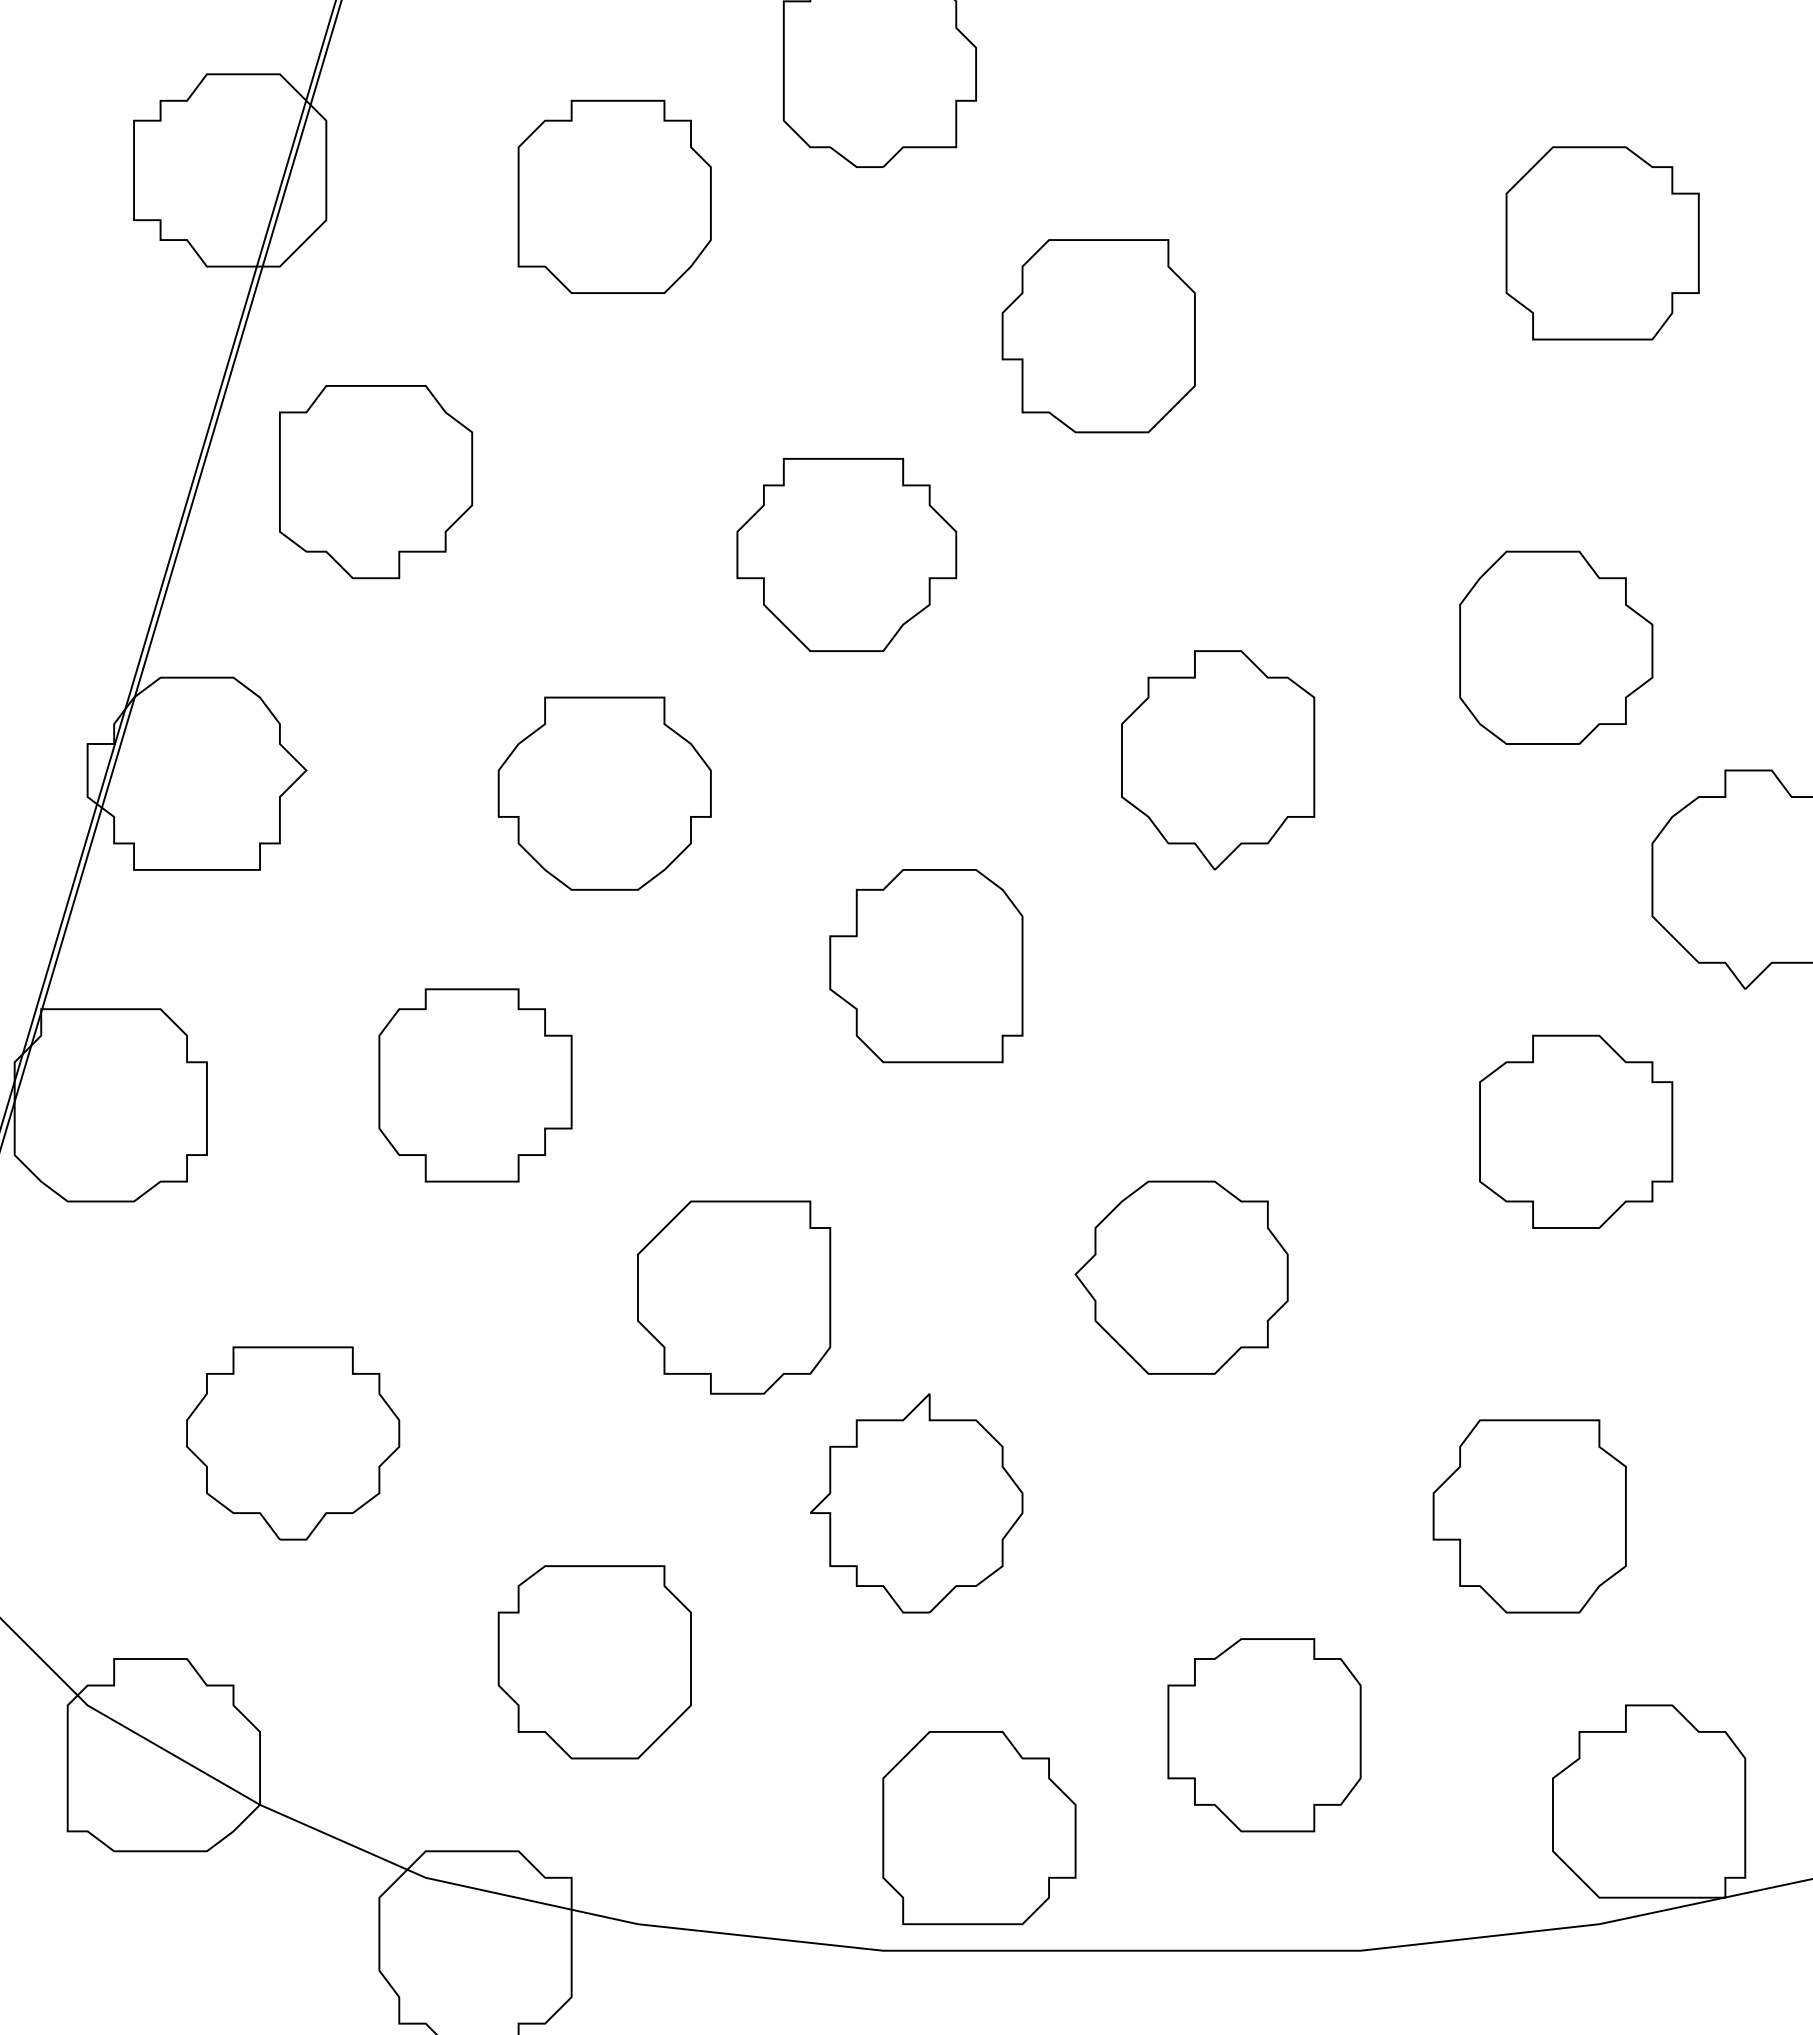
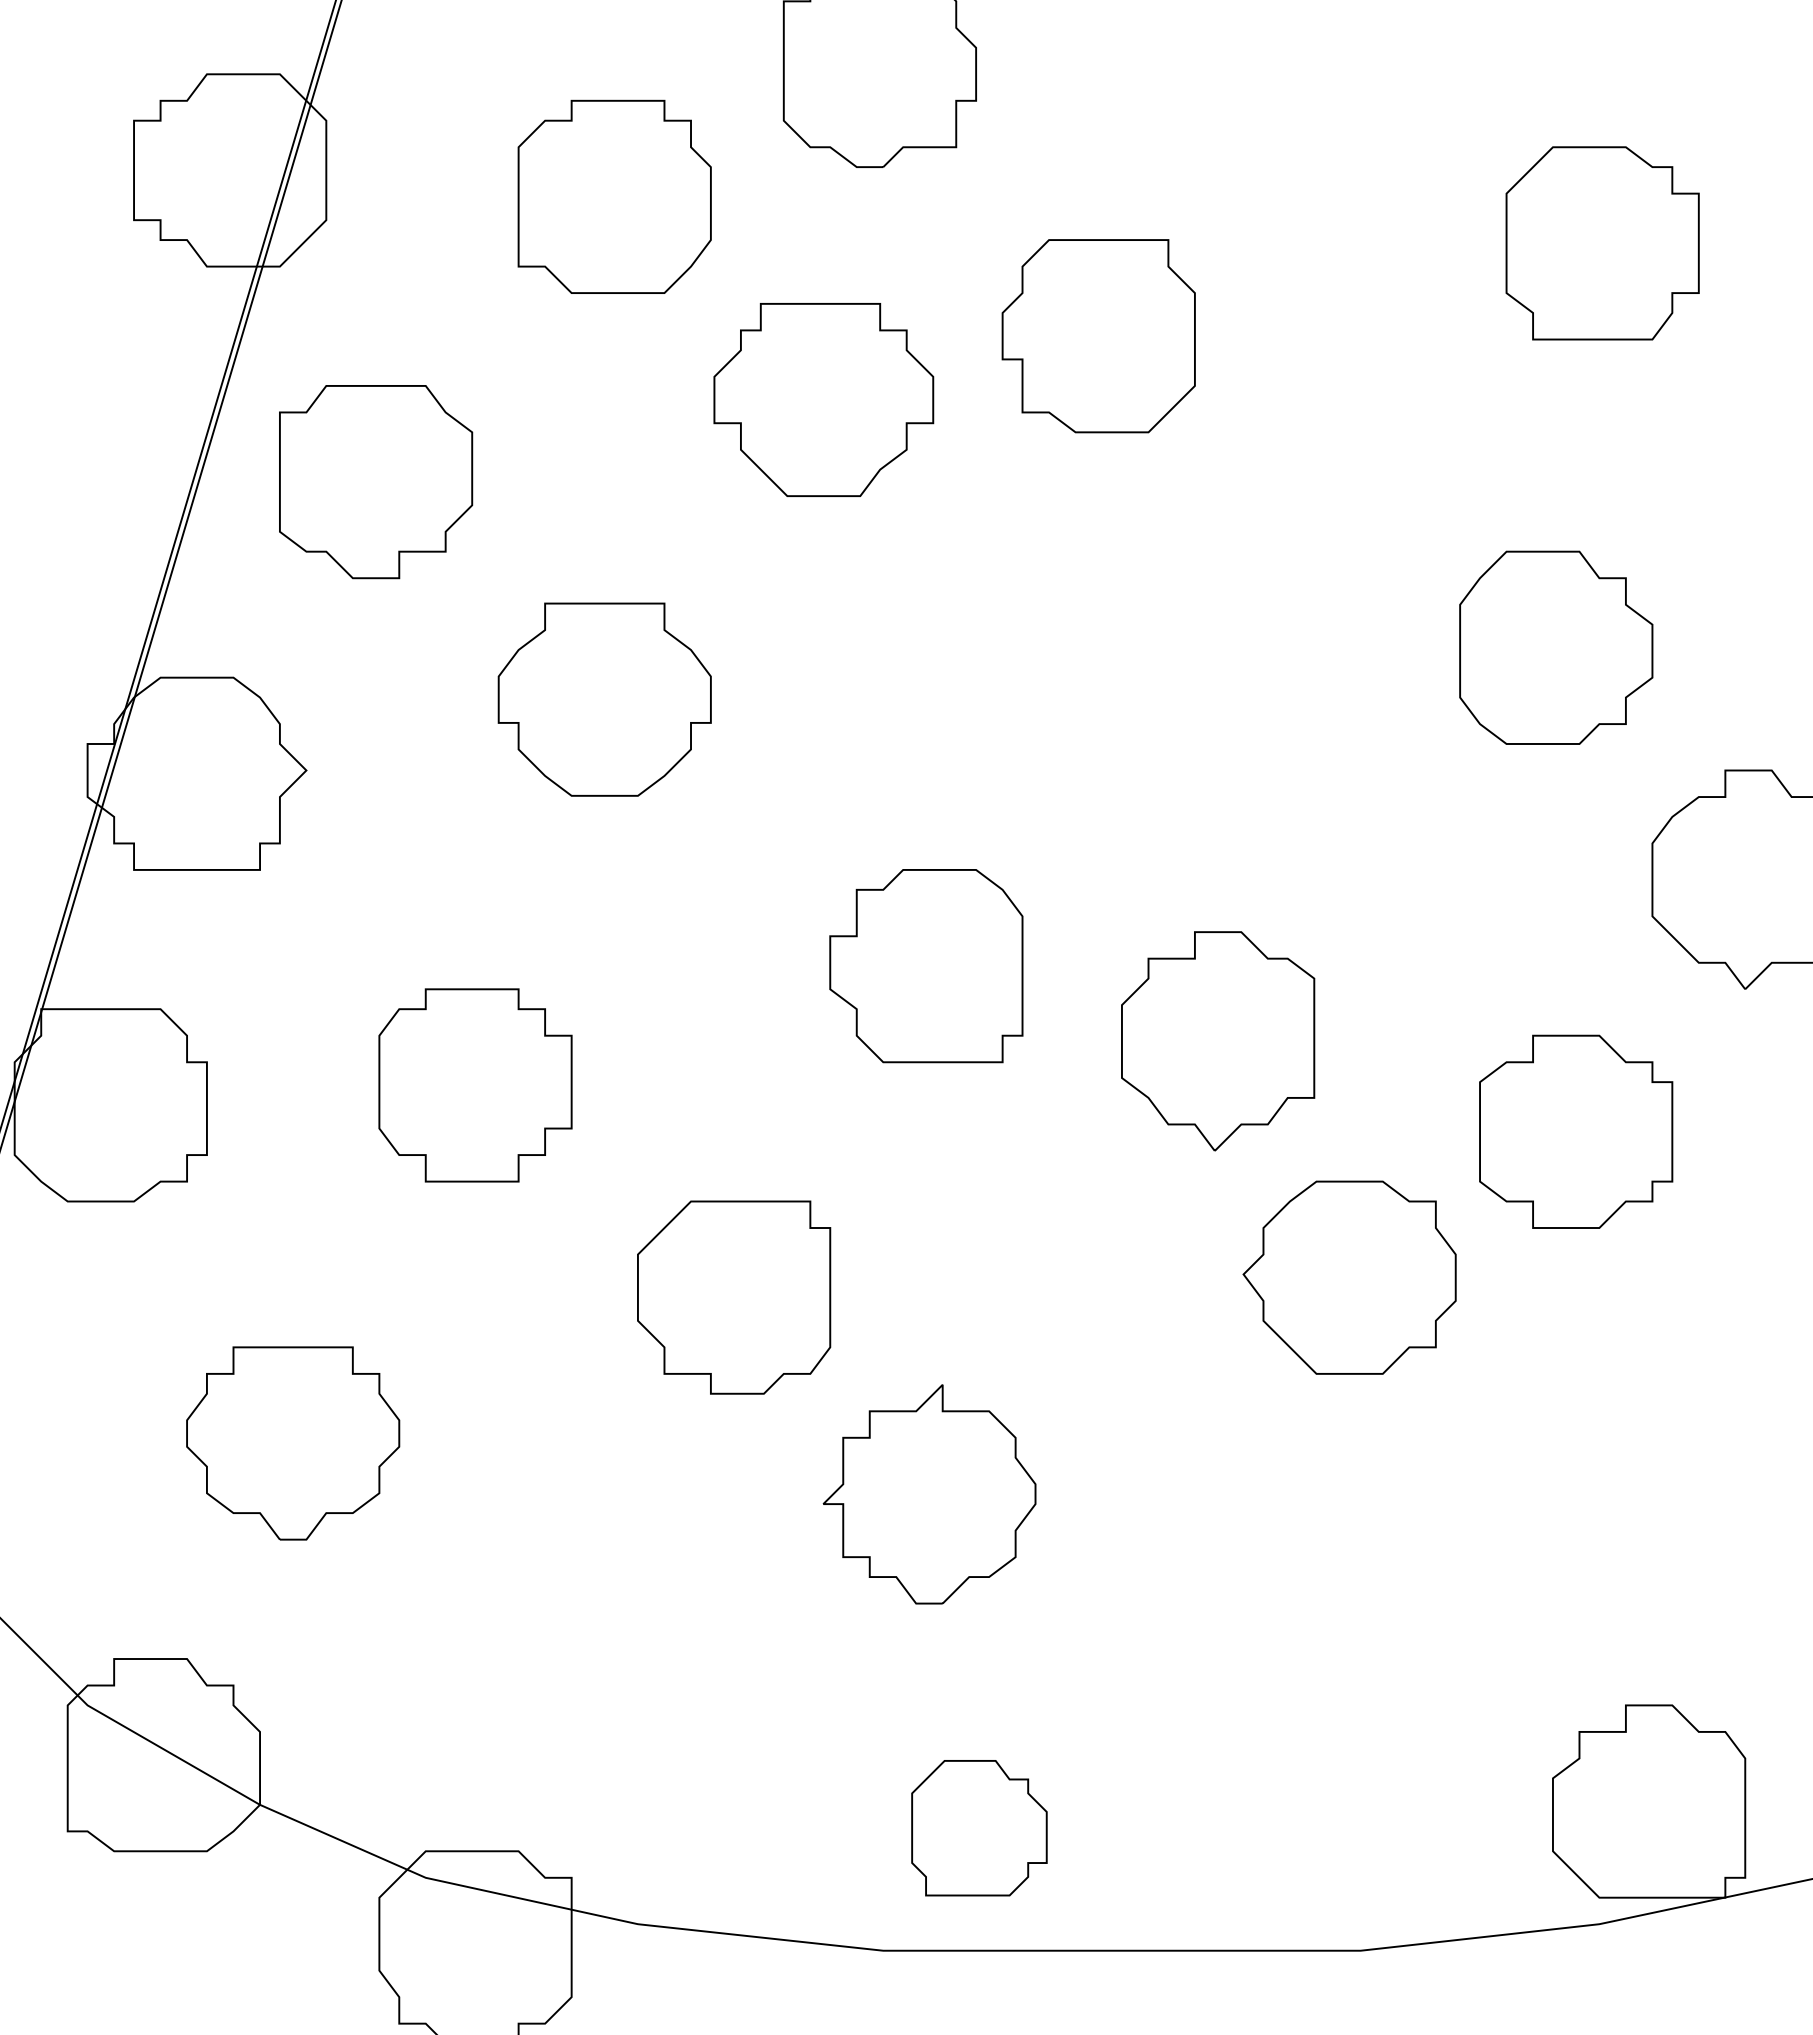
part position: (846, 554) -> (823, 399) (823, 399)
part position: (1218, 760) -> (1218, 1041) (1218, 1041)
part position: (604, 793) -> (604, 699) (604, 699)
part position: (1181, 1277) -> (1349, 1277) (1349, 1277)
part position: (916, 1503) -> (929, 1494) (929, 1494)
part: present -> none (1529, 1516)
part: present -> none (594, 1662)
part: present -> none (1264, 1735)
part size: 195x195 px -> 137x137 px (979, 1828)
